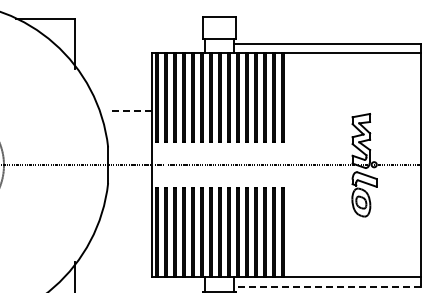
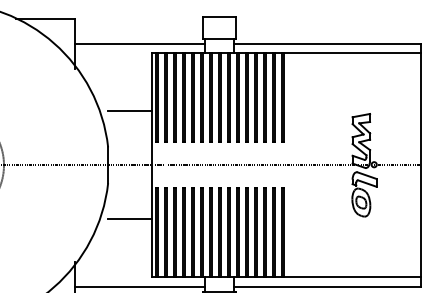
line: none -> present (139, 43)
line: dashed -> solid (129, 111)
line: none -> present (129, 219)
line: none -> present (139, 286)
line: dashed -> solid (327, 286)
